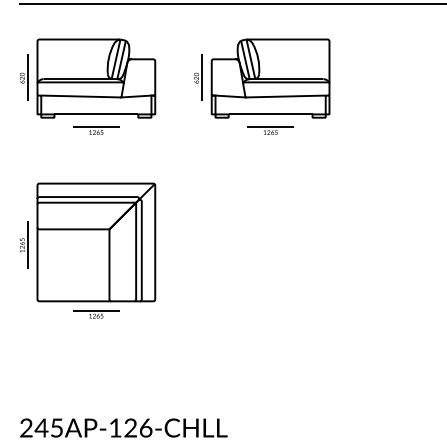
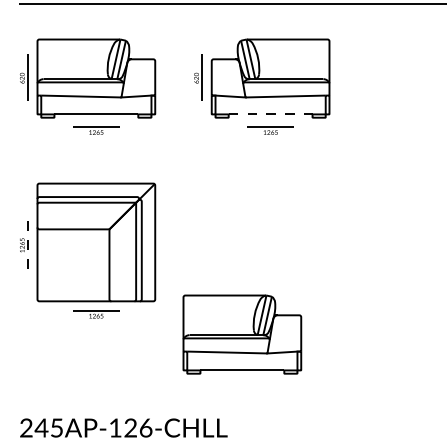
line: solid -> dashed (270, 114)
line: solid -> dashed (28, 244)
part: none -> present (242, 334)
